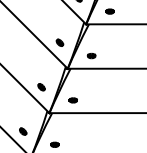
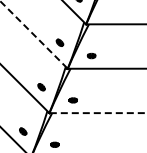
part: present -> none (109, 11)
line: solid -> dashed (33, 34)
line: solid -> dashed (98, 113)
